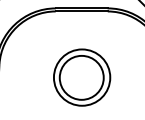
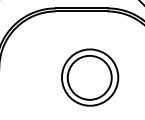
part position: (82, 77) -> (90, 77) (90, 77)
